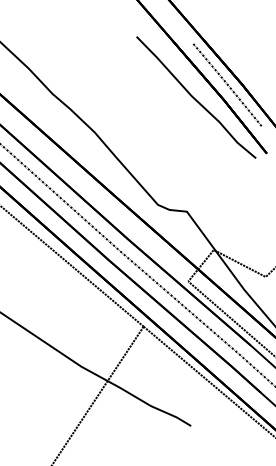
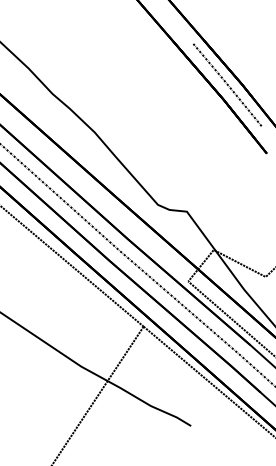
curve: present -> none (195, 98)
